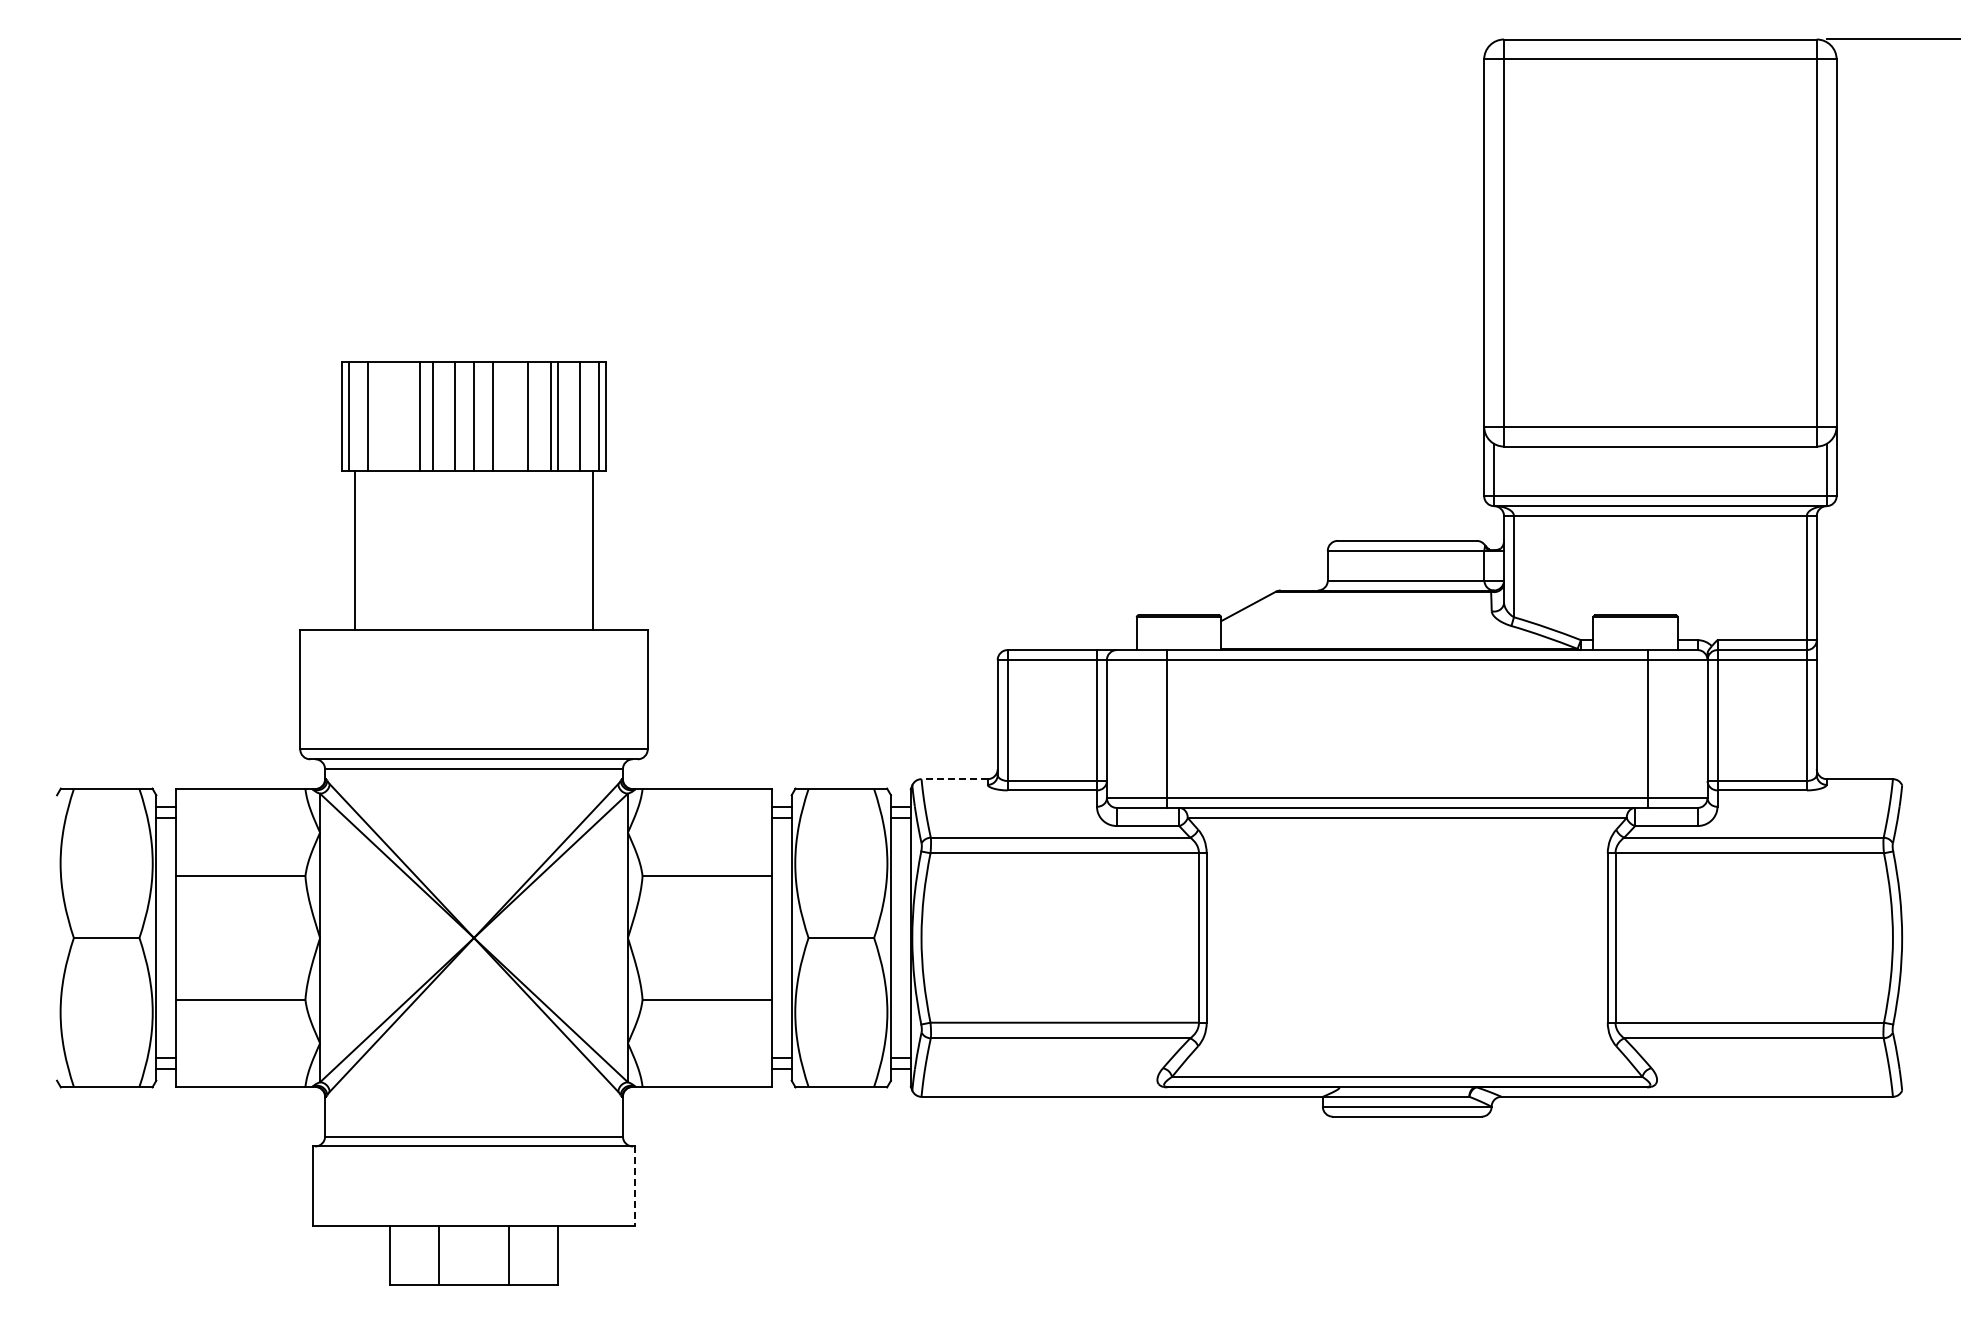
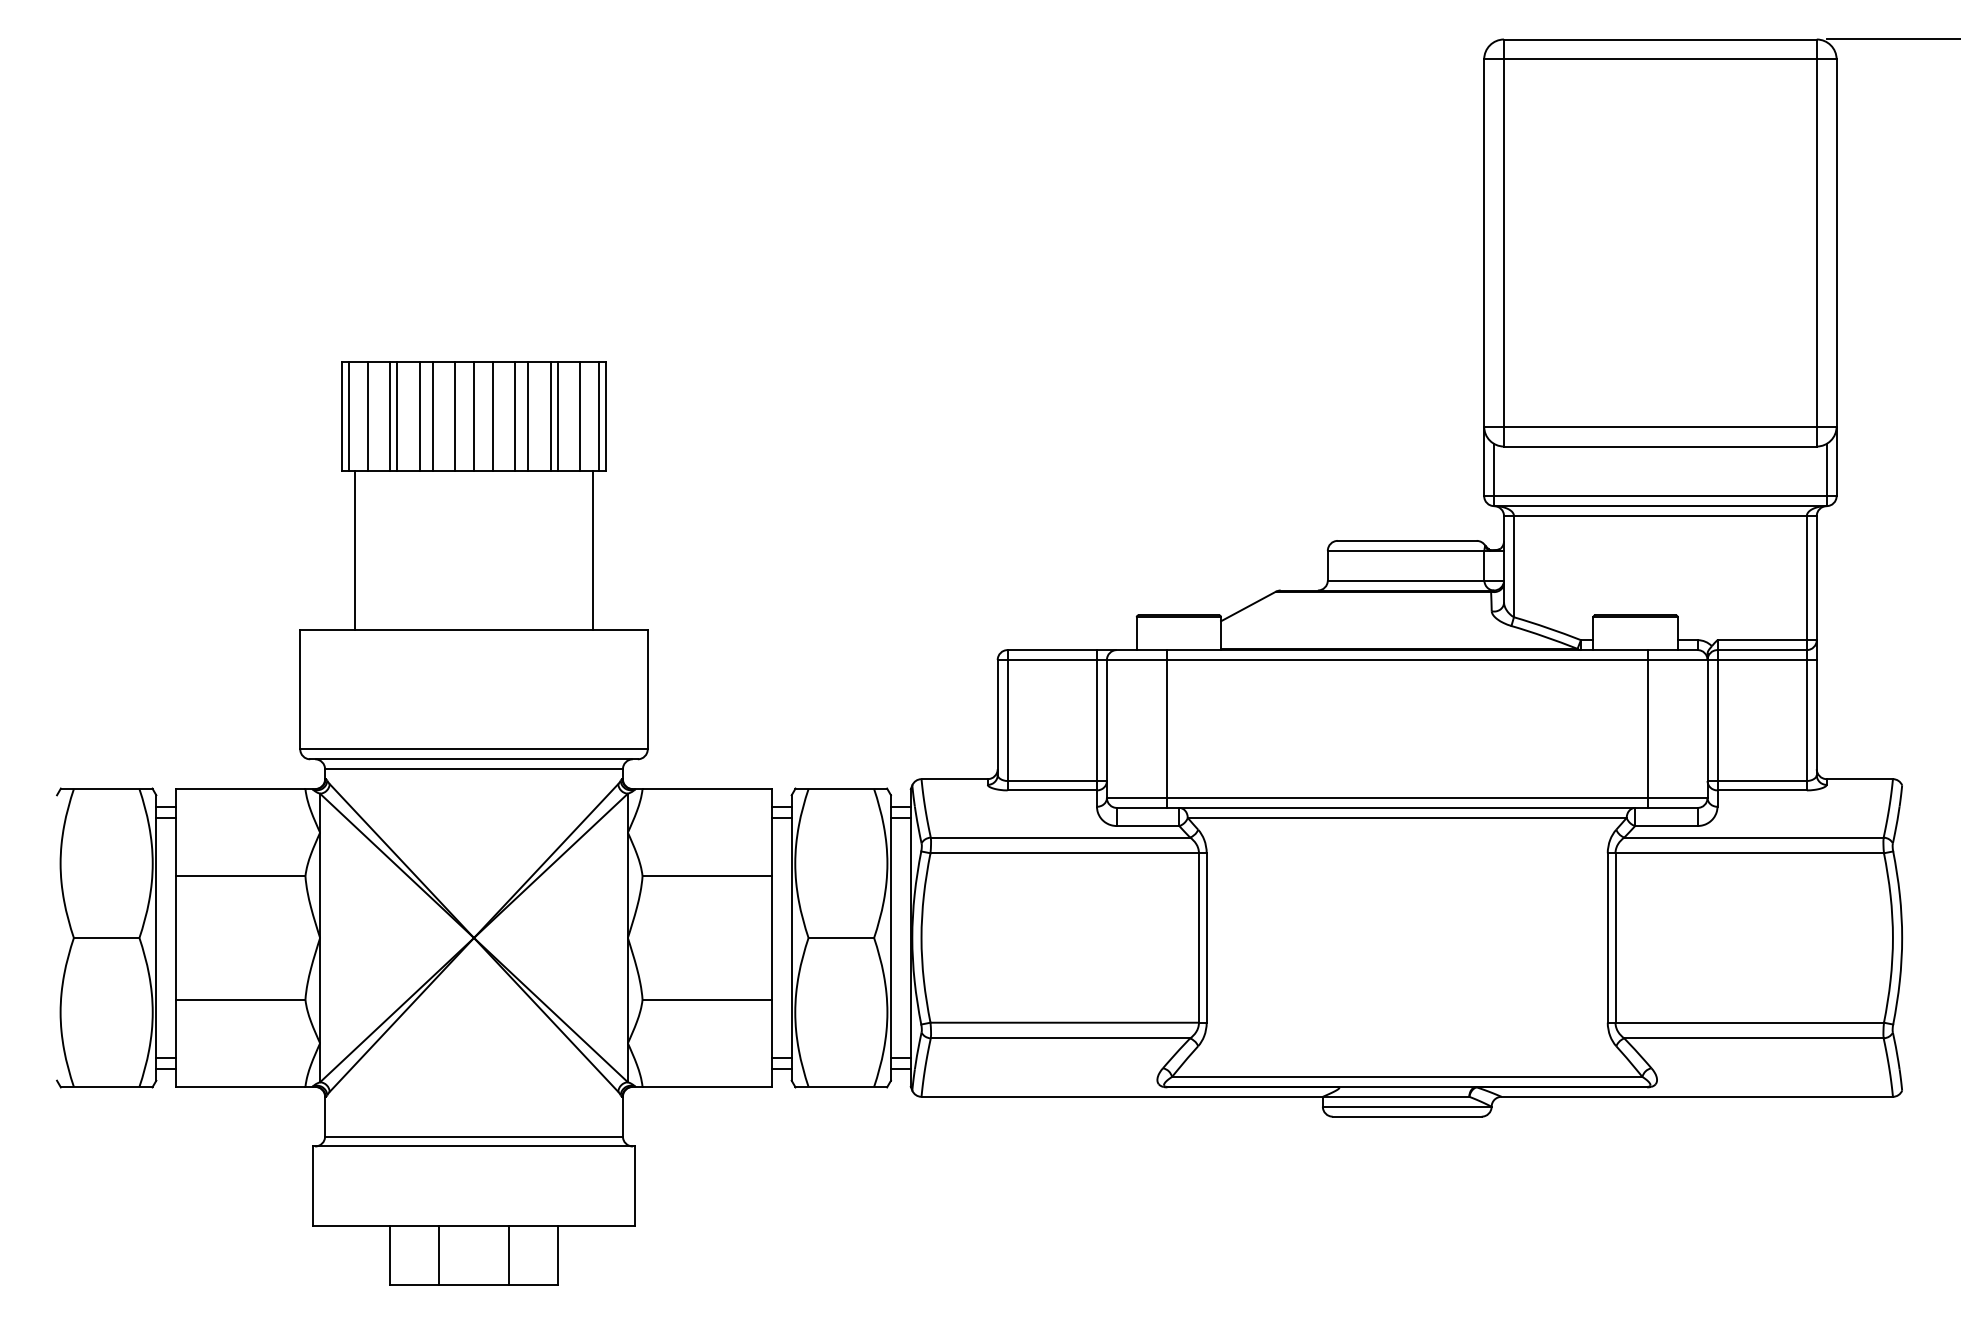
line: none -> present (389, 416)
line: none -> present (396, 416)
line: none -> present (514, 416)
line: dashed -> solid (954, 779)
line: dashed -> solid (635, 1186)
